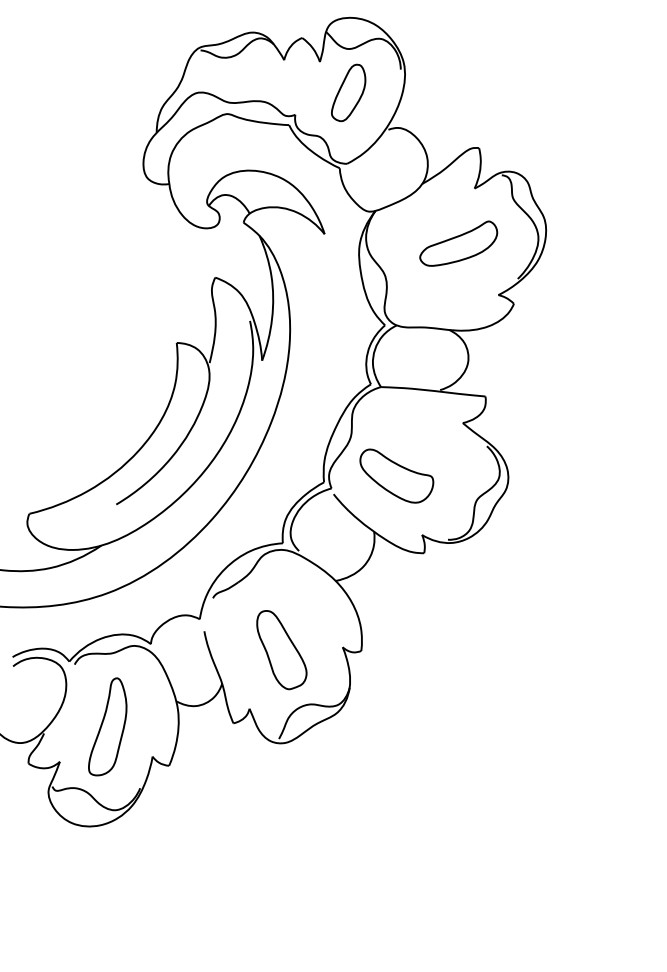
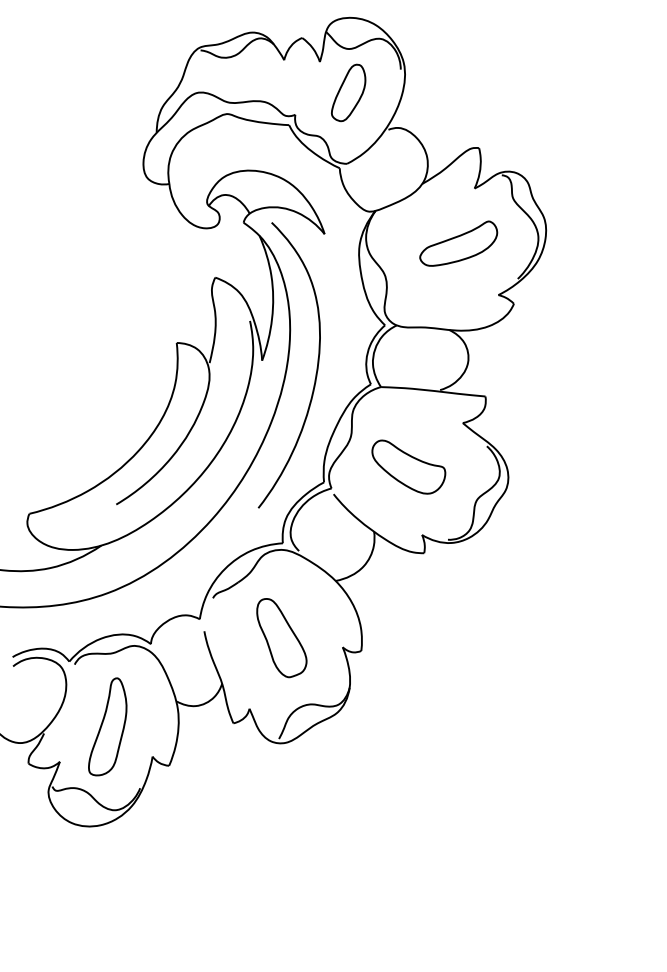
curve: none -> present (316, 367)
part position: (396, 475) -> (408, 466) (408, 466)
part position: (281, 650) -> (281, 638) (281, 638)
